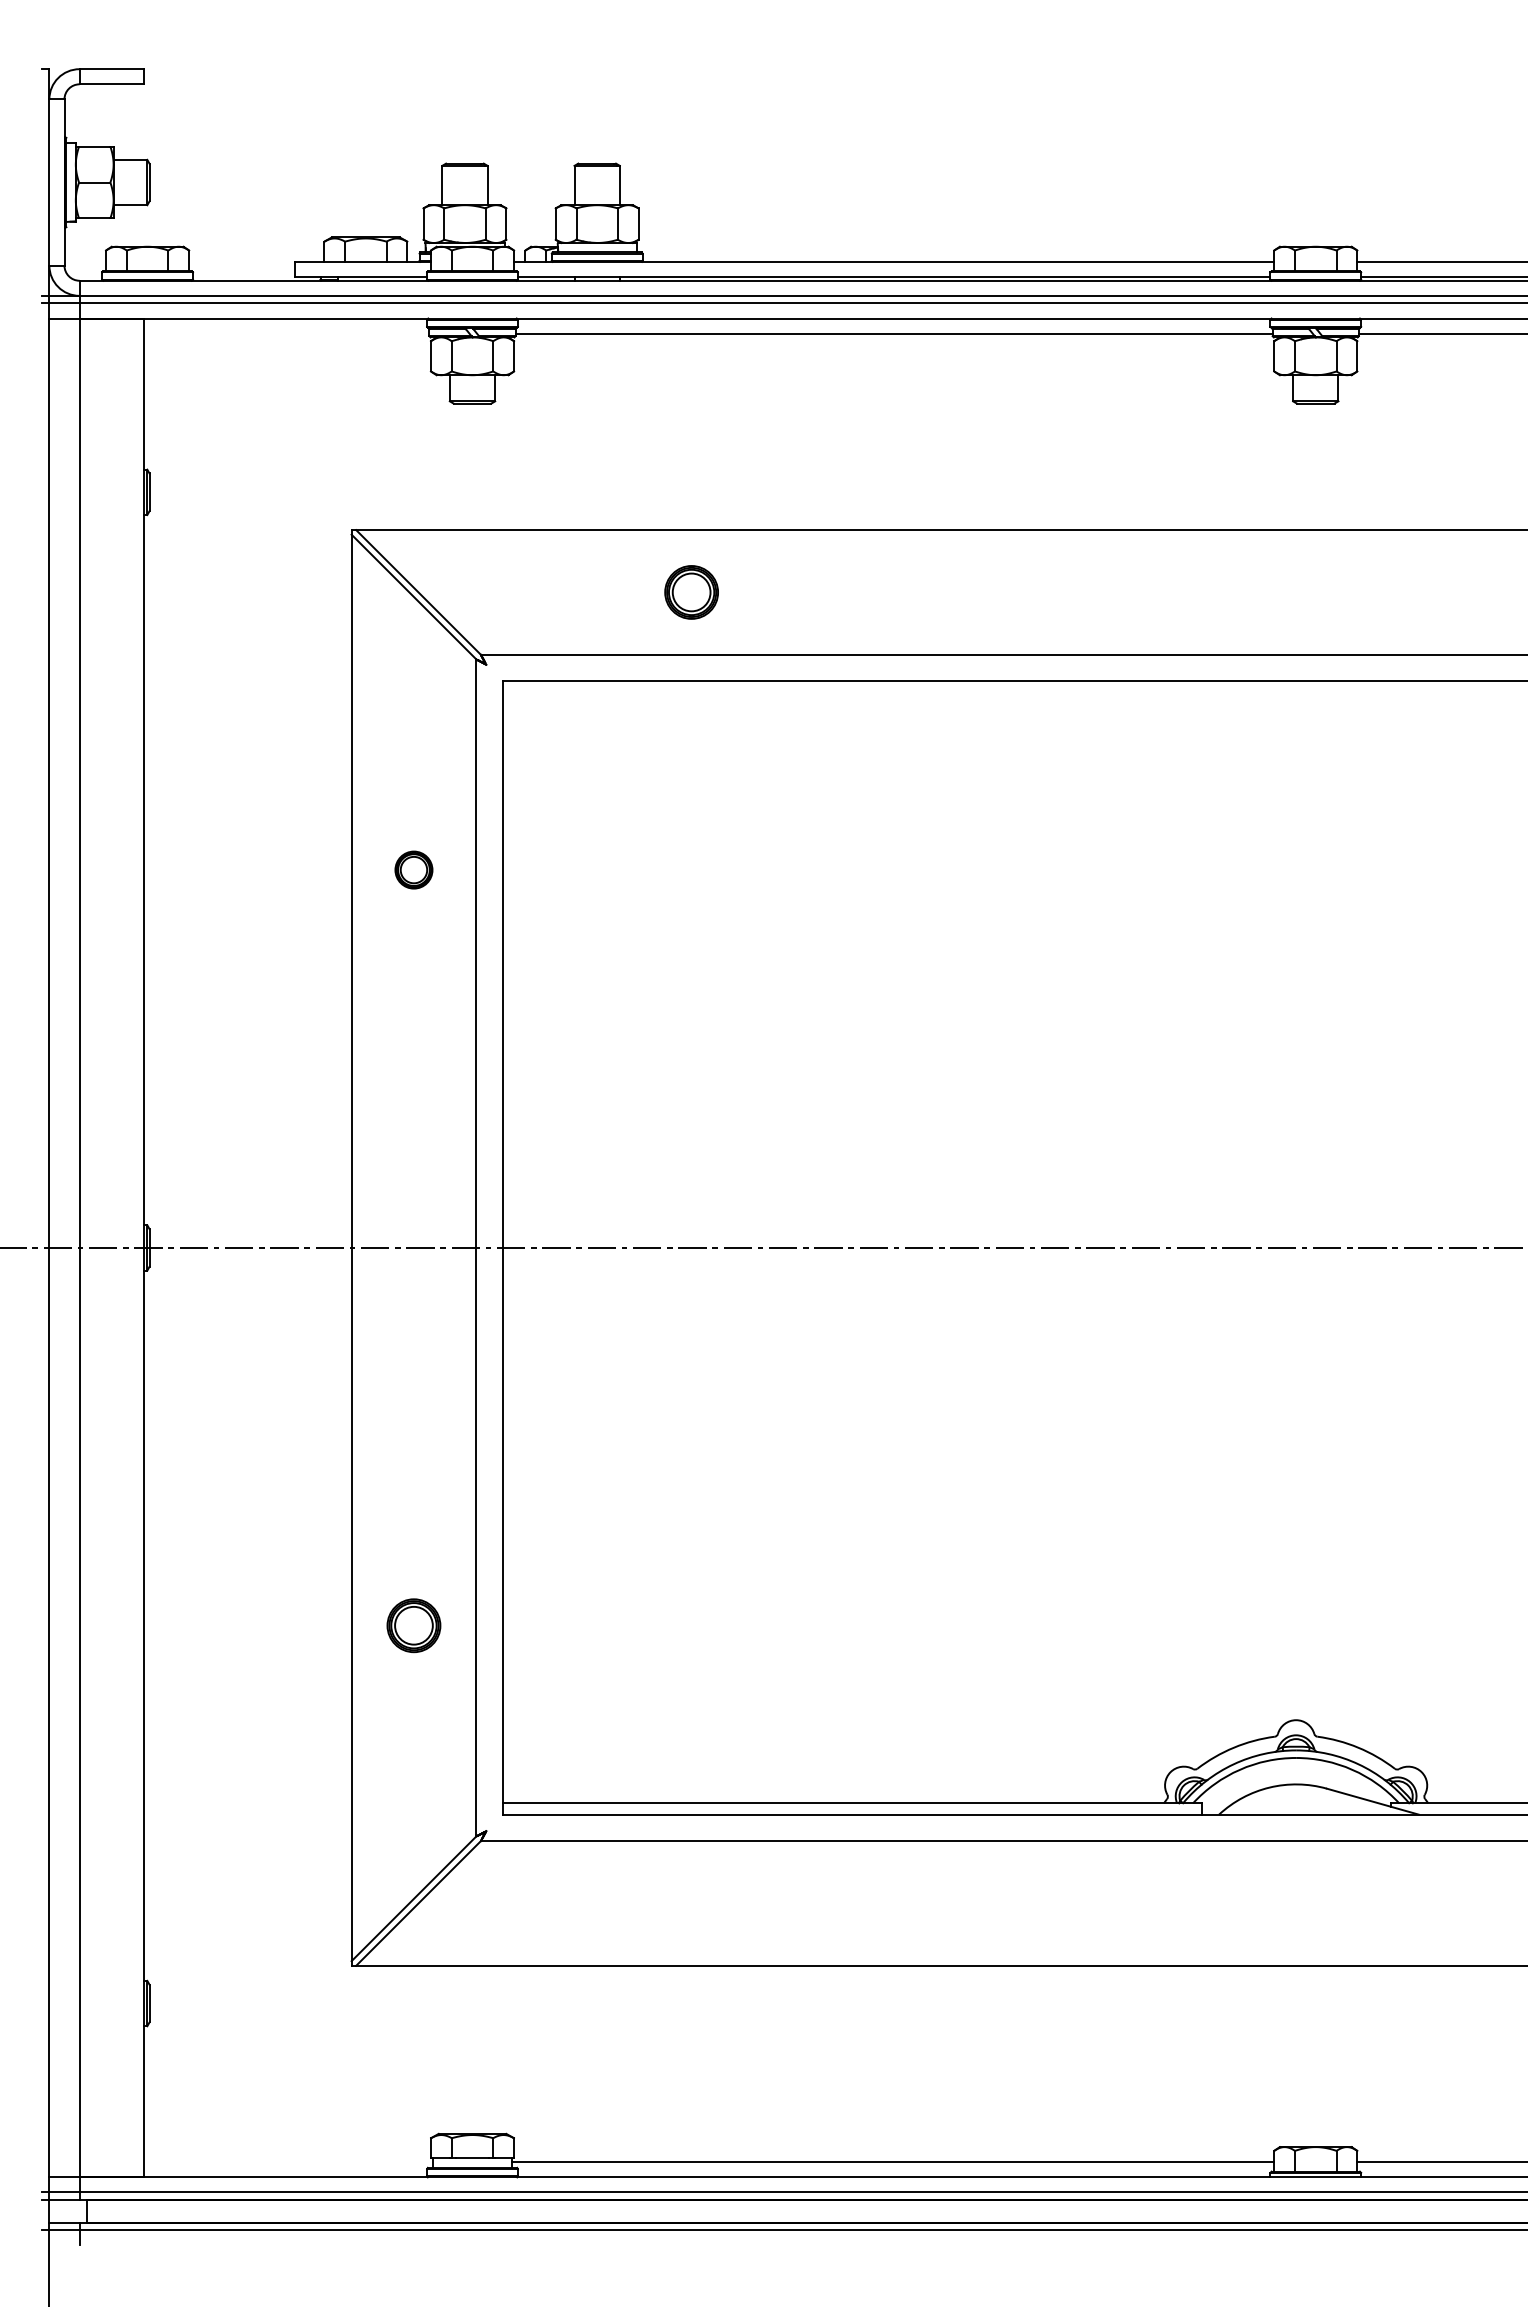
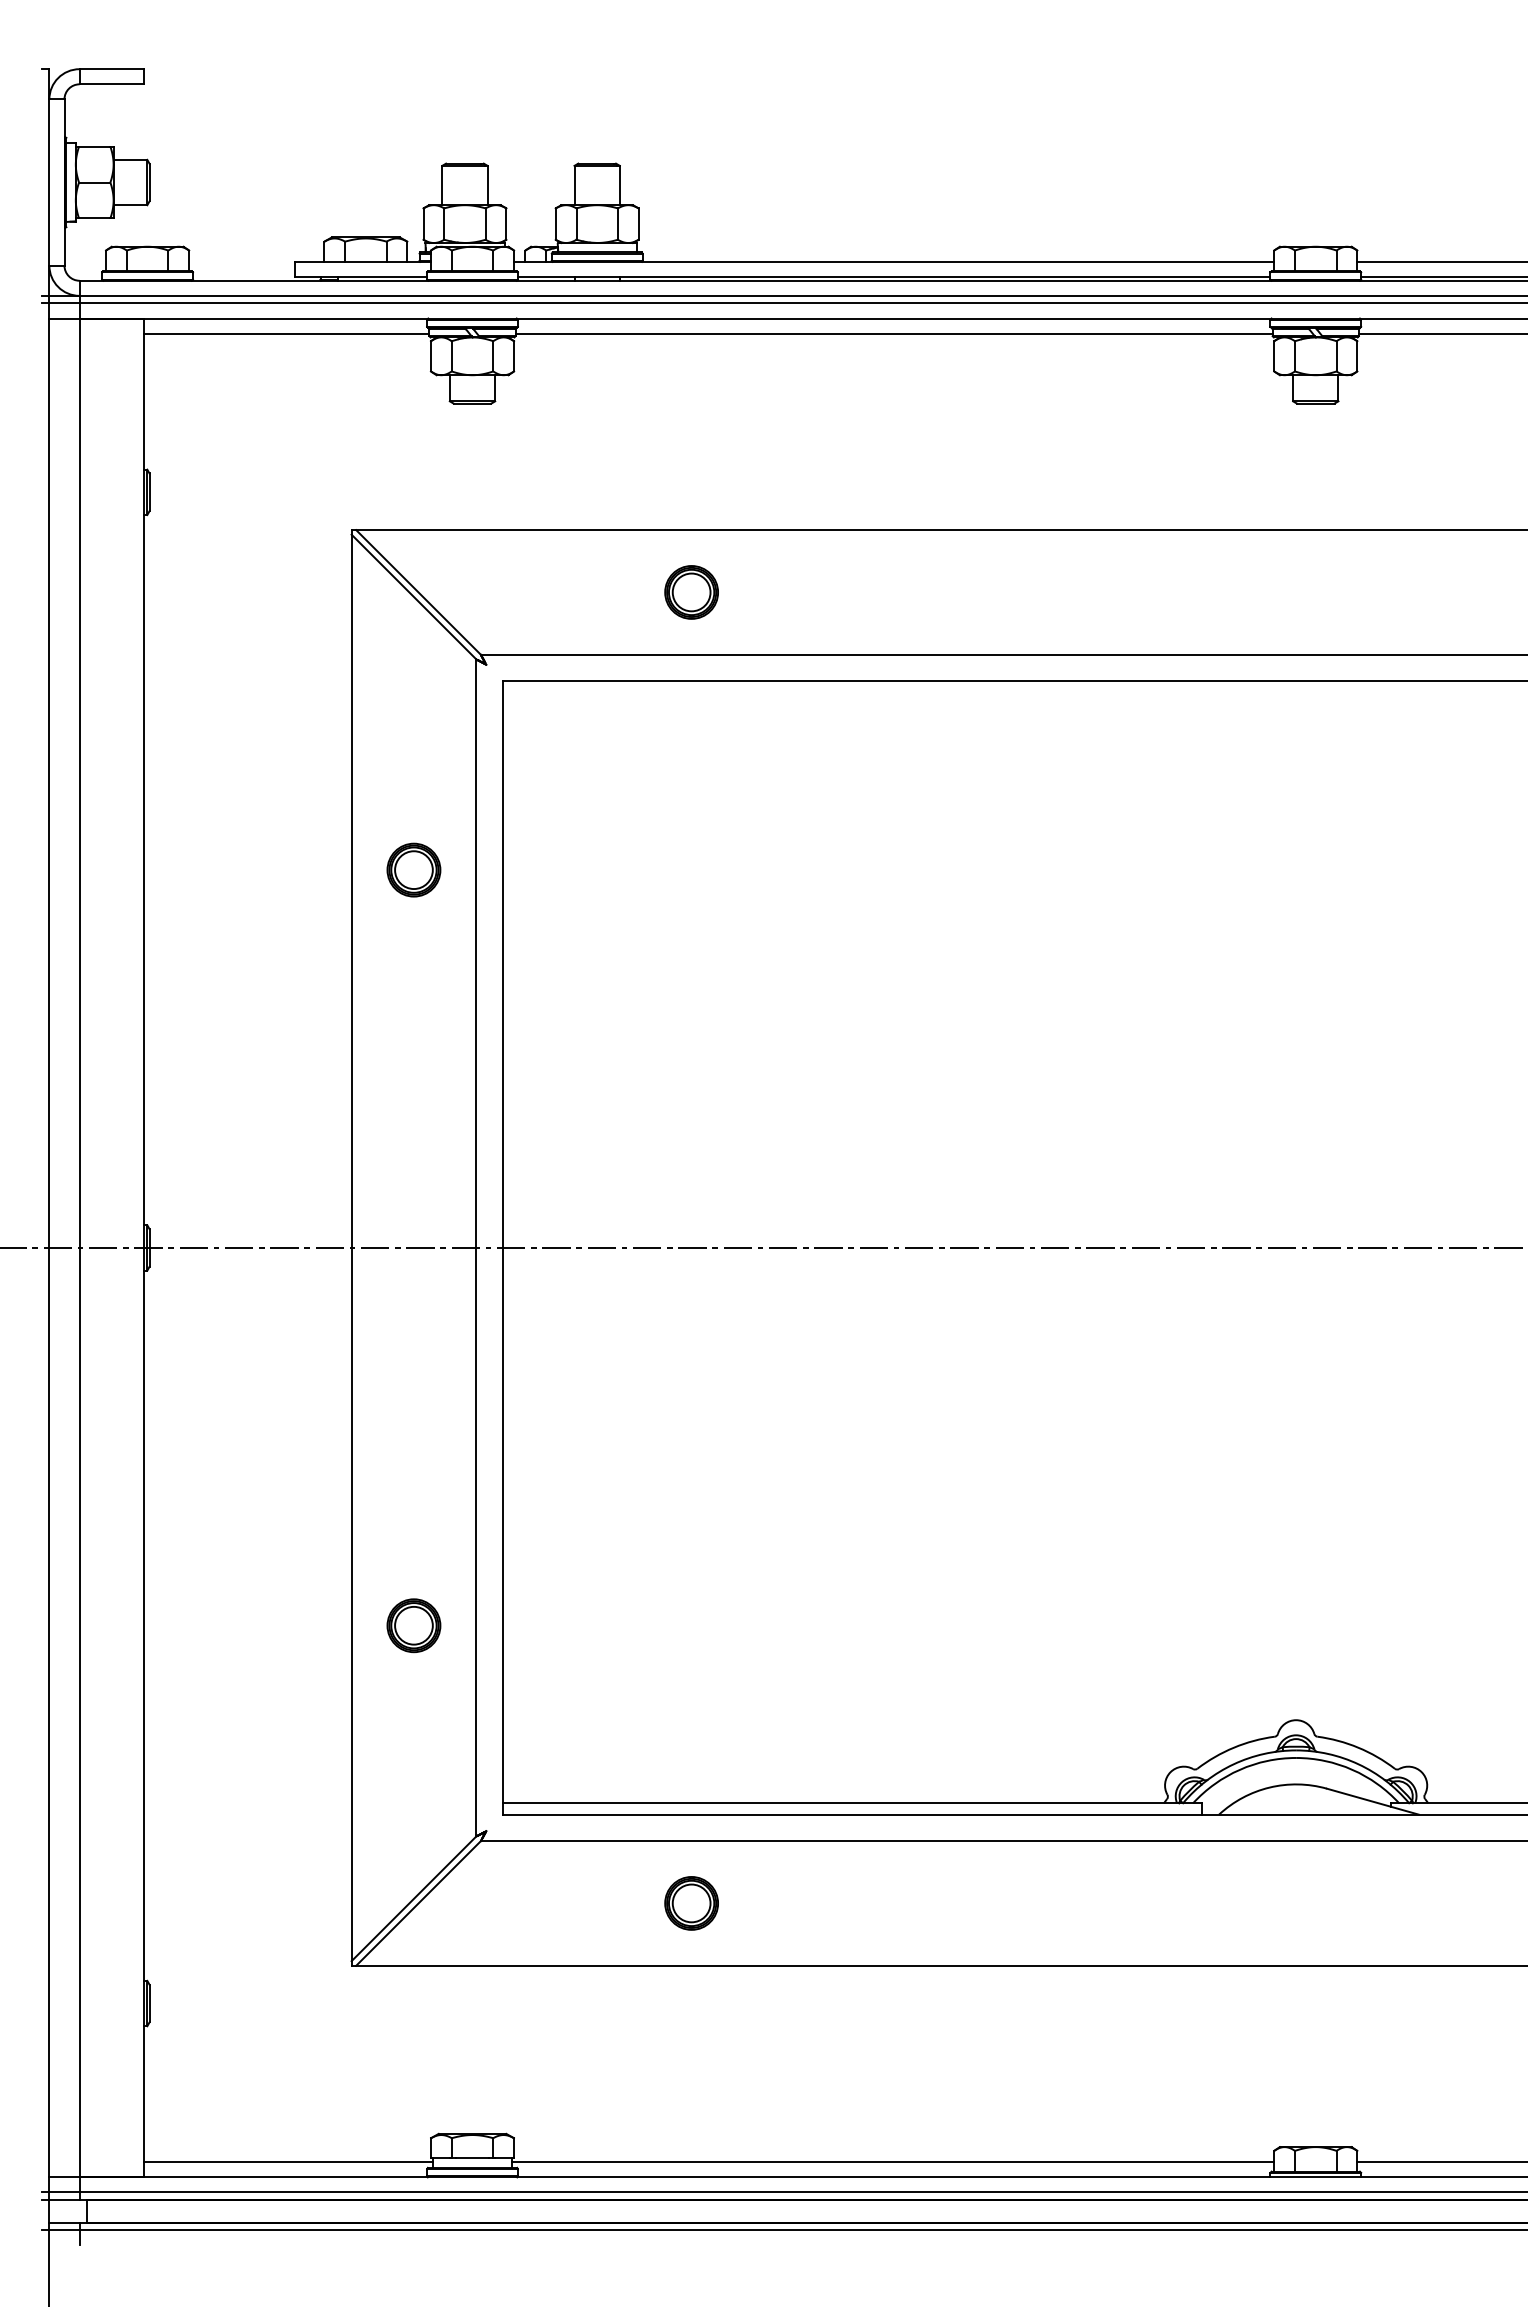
line: none -> present (286, 333)
part size: 40x40 px -> 56x56 px (413, 869)
part: none -> present (691, 1903)
line: none -> present (287, 2162)
